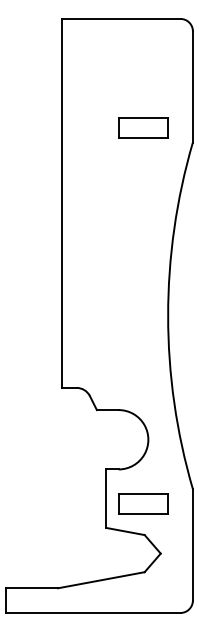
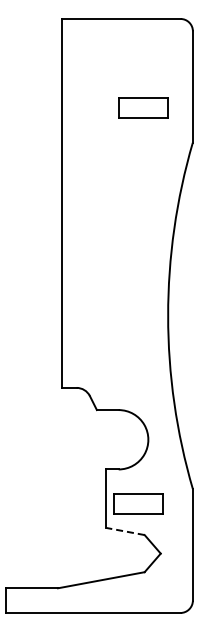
part position: (143, 127) -> (143, 107) (143, 107)
part position: (143, 503) -> (138, 503) (138, 503)
line: solid -> dashed (125, 531)
